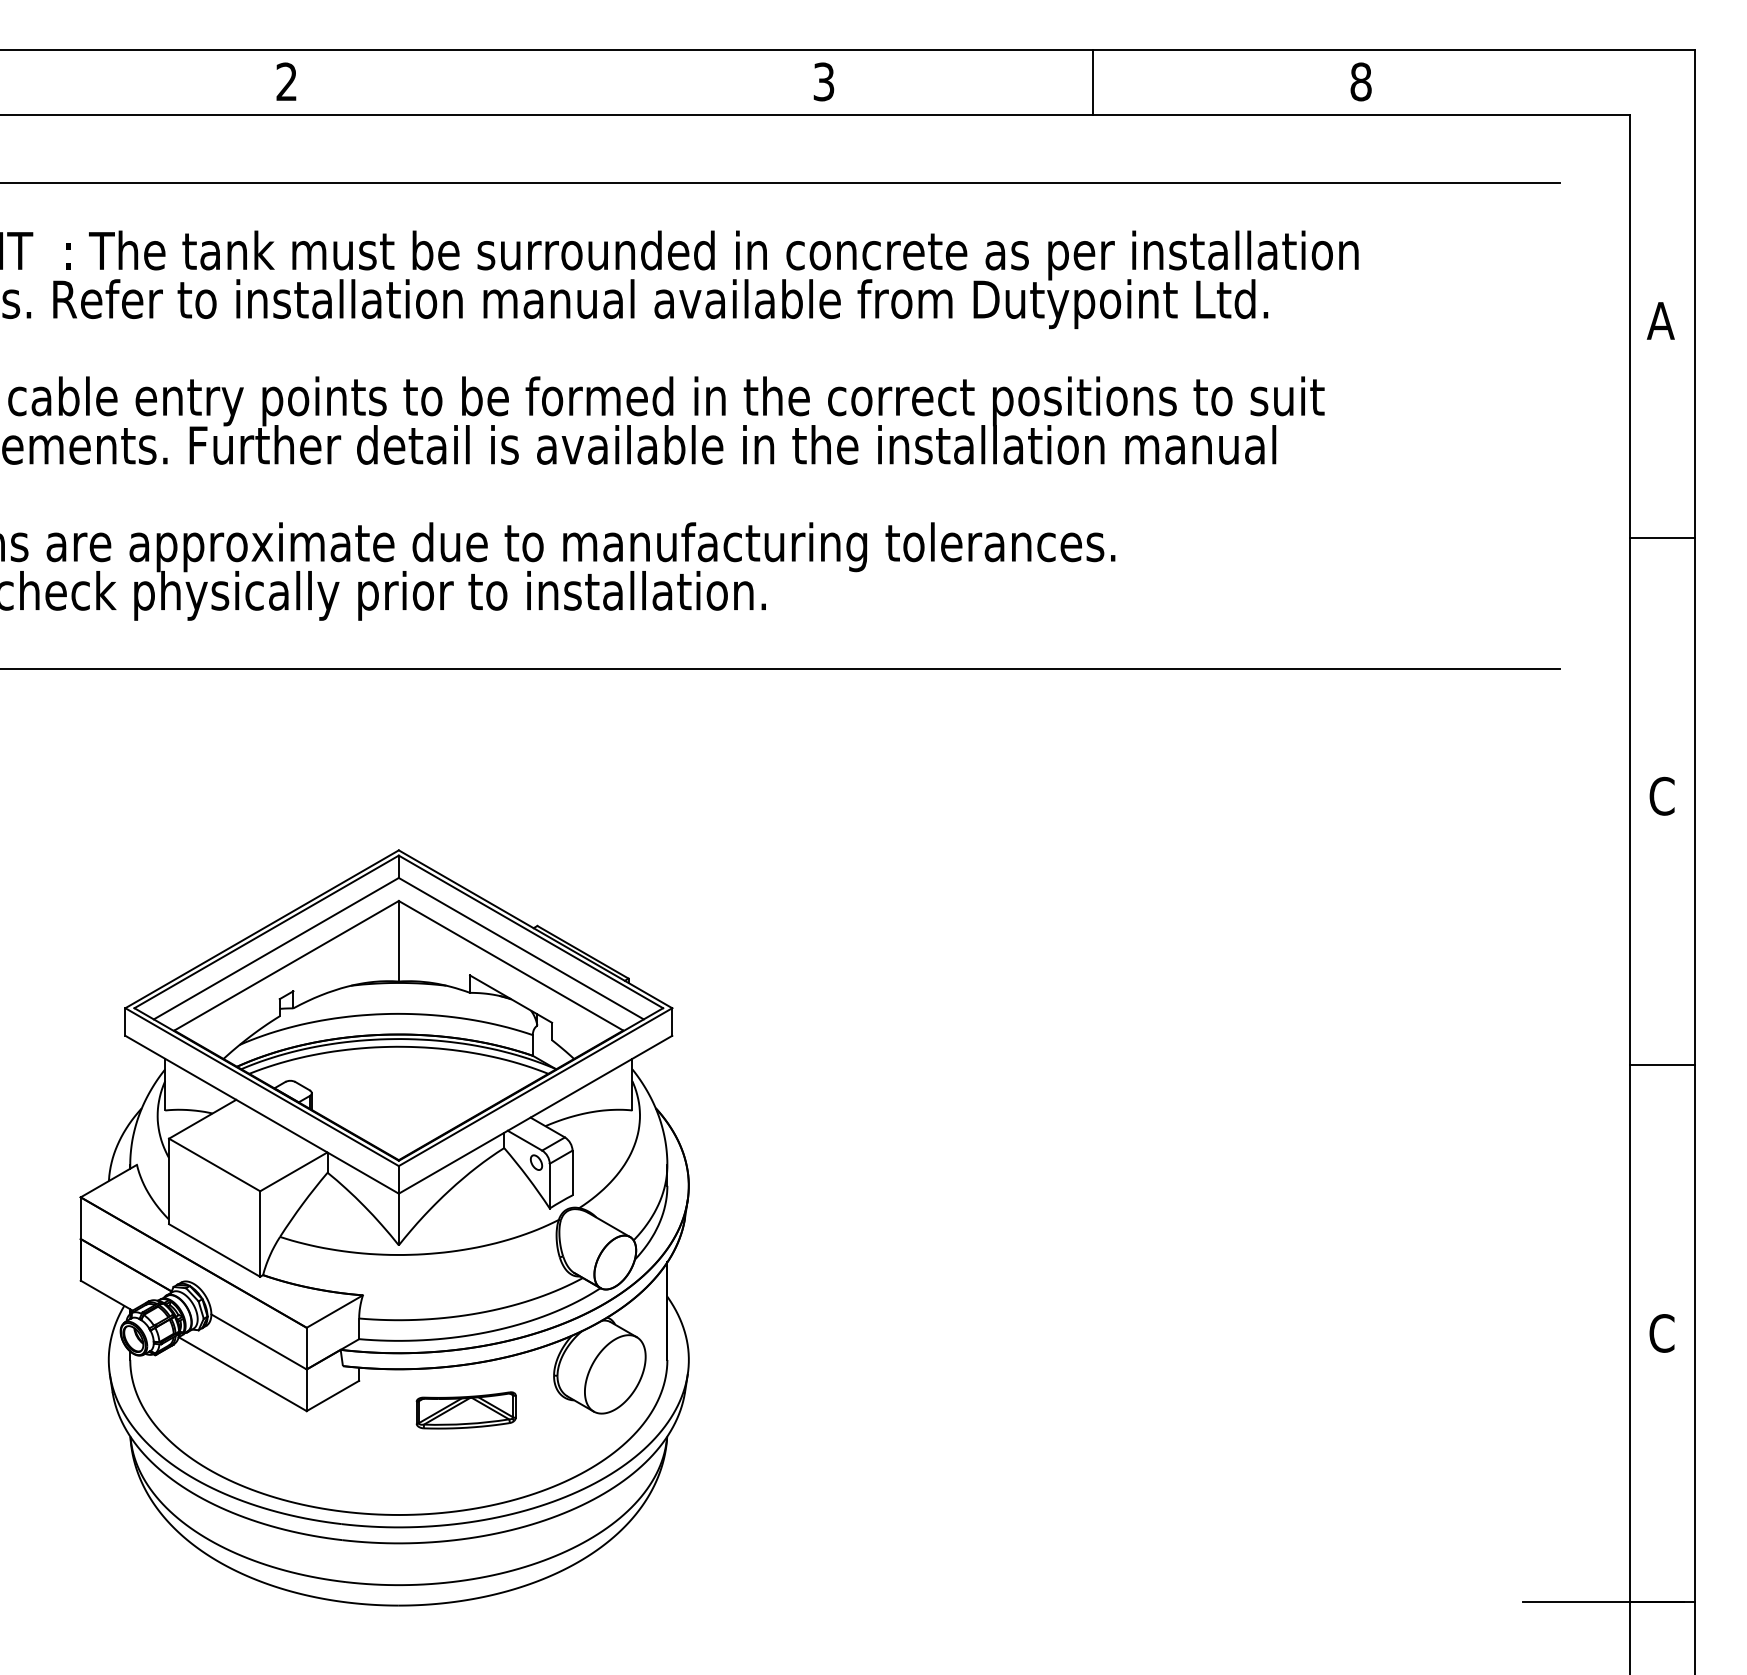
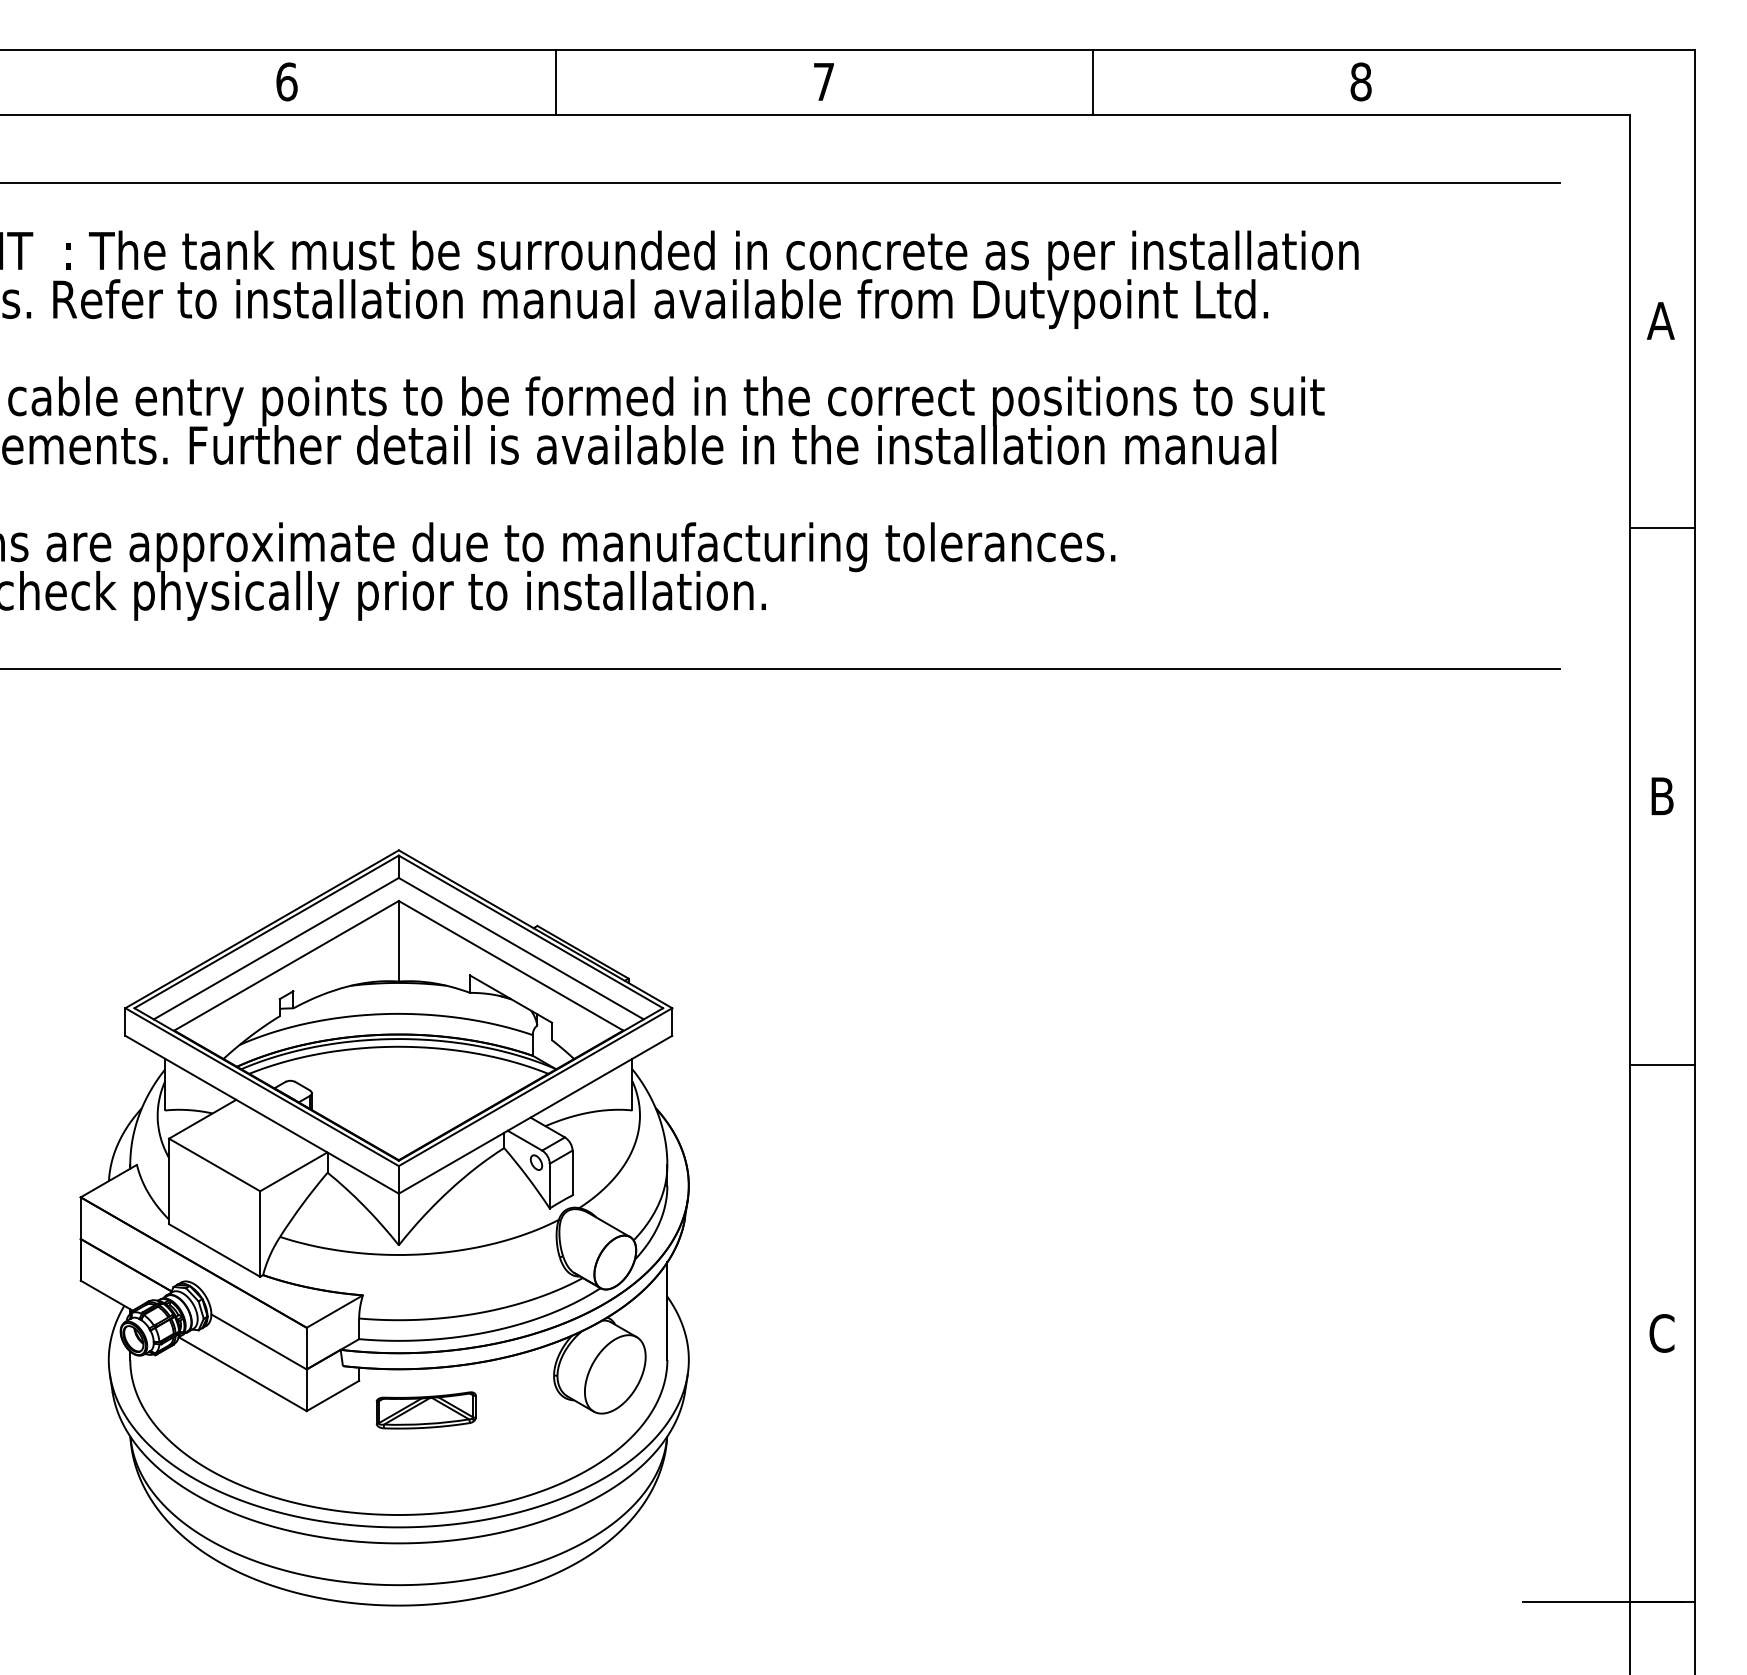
text: 2 -> 6 (286, 81)
text: 3 -> 7 (823, 81)
line: none -> present (555, 82)
line position: (1662, 538) -> (1662, 528) (1662, 528)
text: C -> B (1661, 795)
part position: (465, 1410) -> (425, 1410) (425, 1410)
